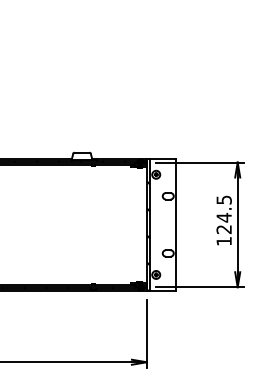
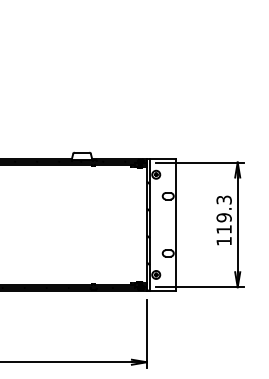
text: 124.5 -> 119.3 (223, 214)
